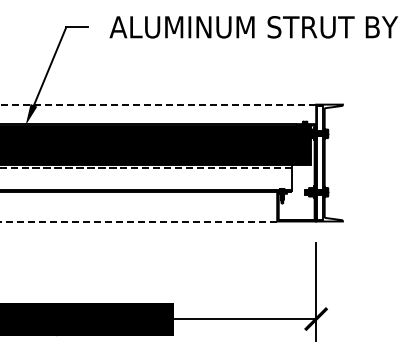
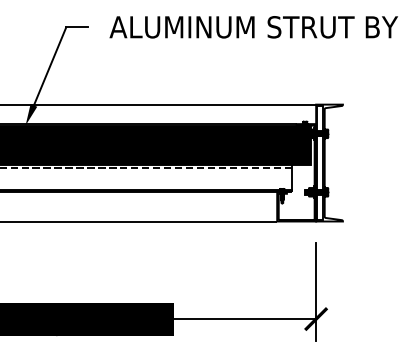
line: dashed -> solid (158, 104)
line: dashed -> solid (138, 221)
